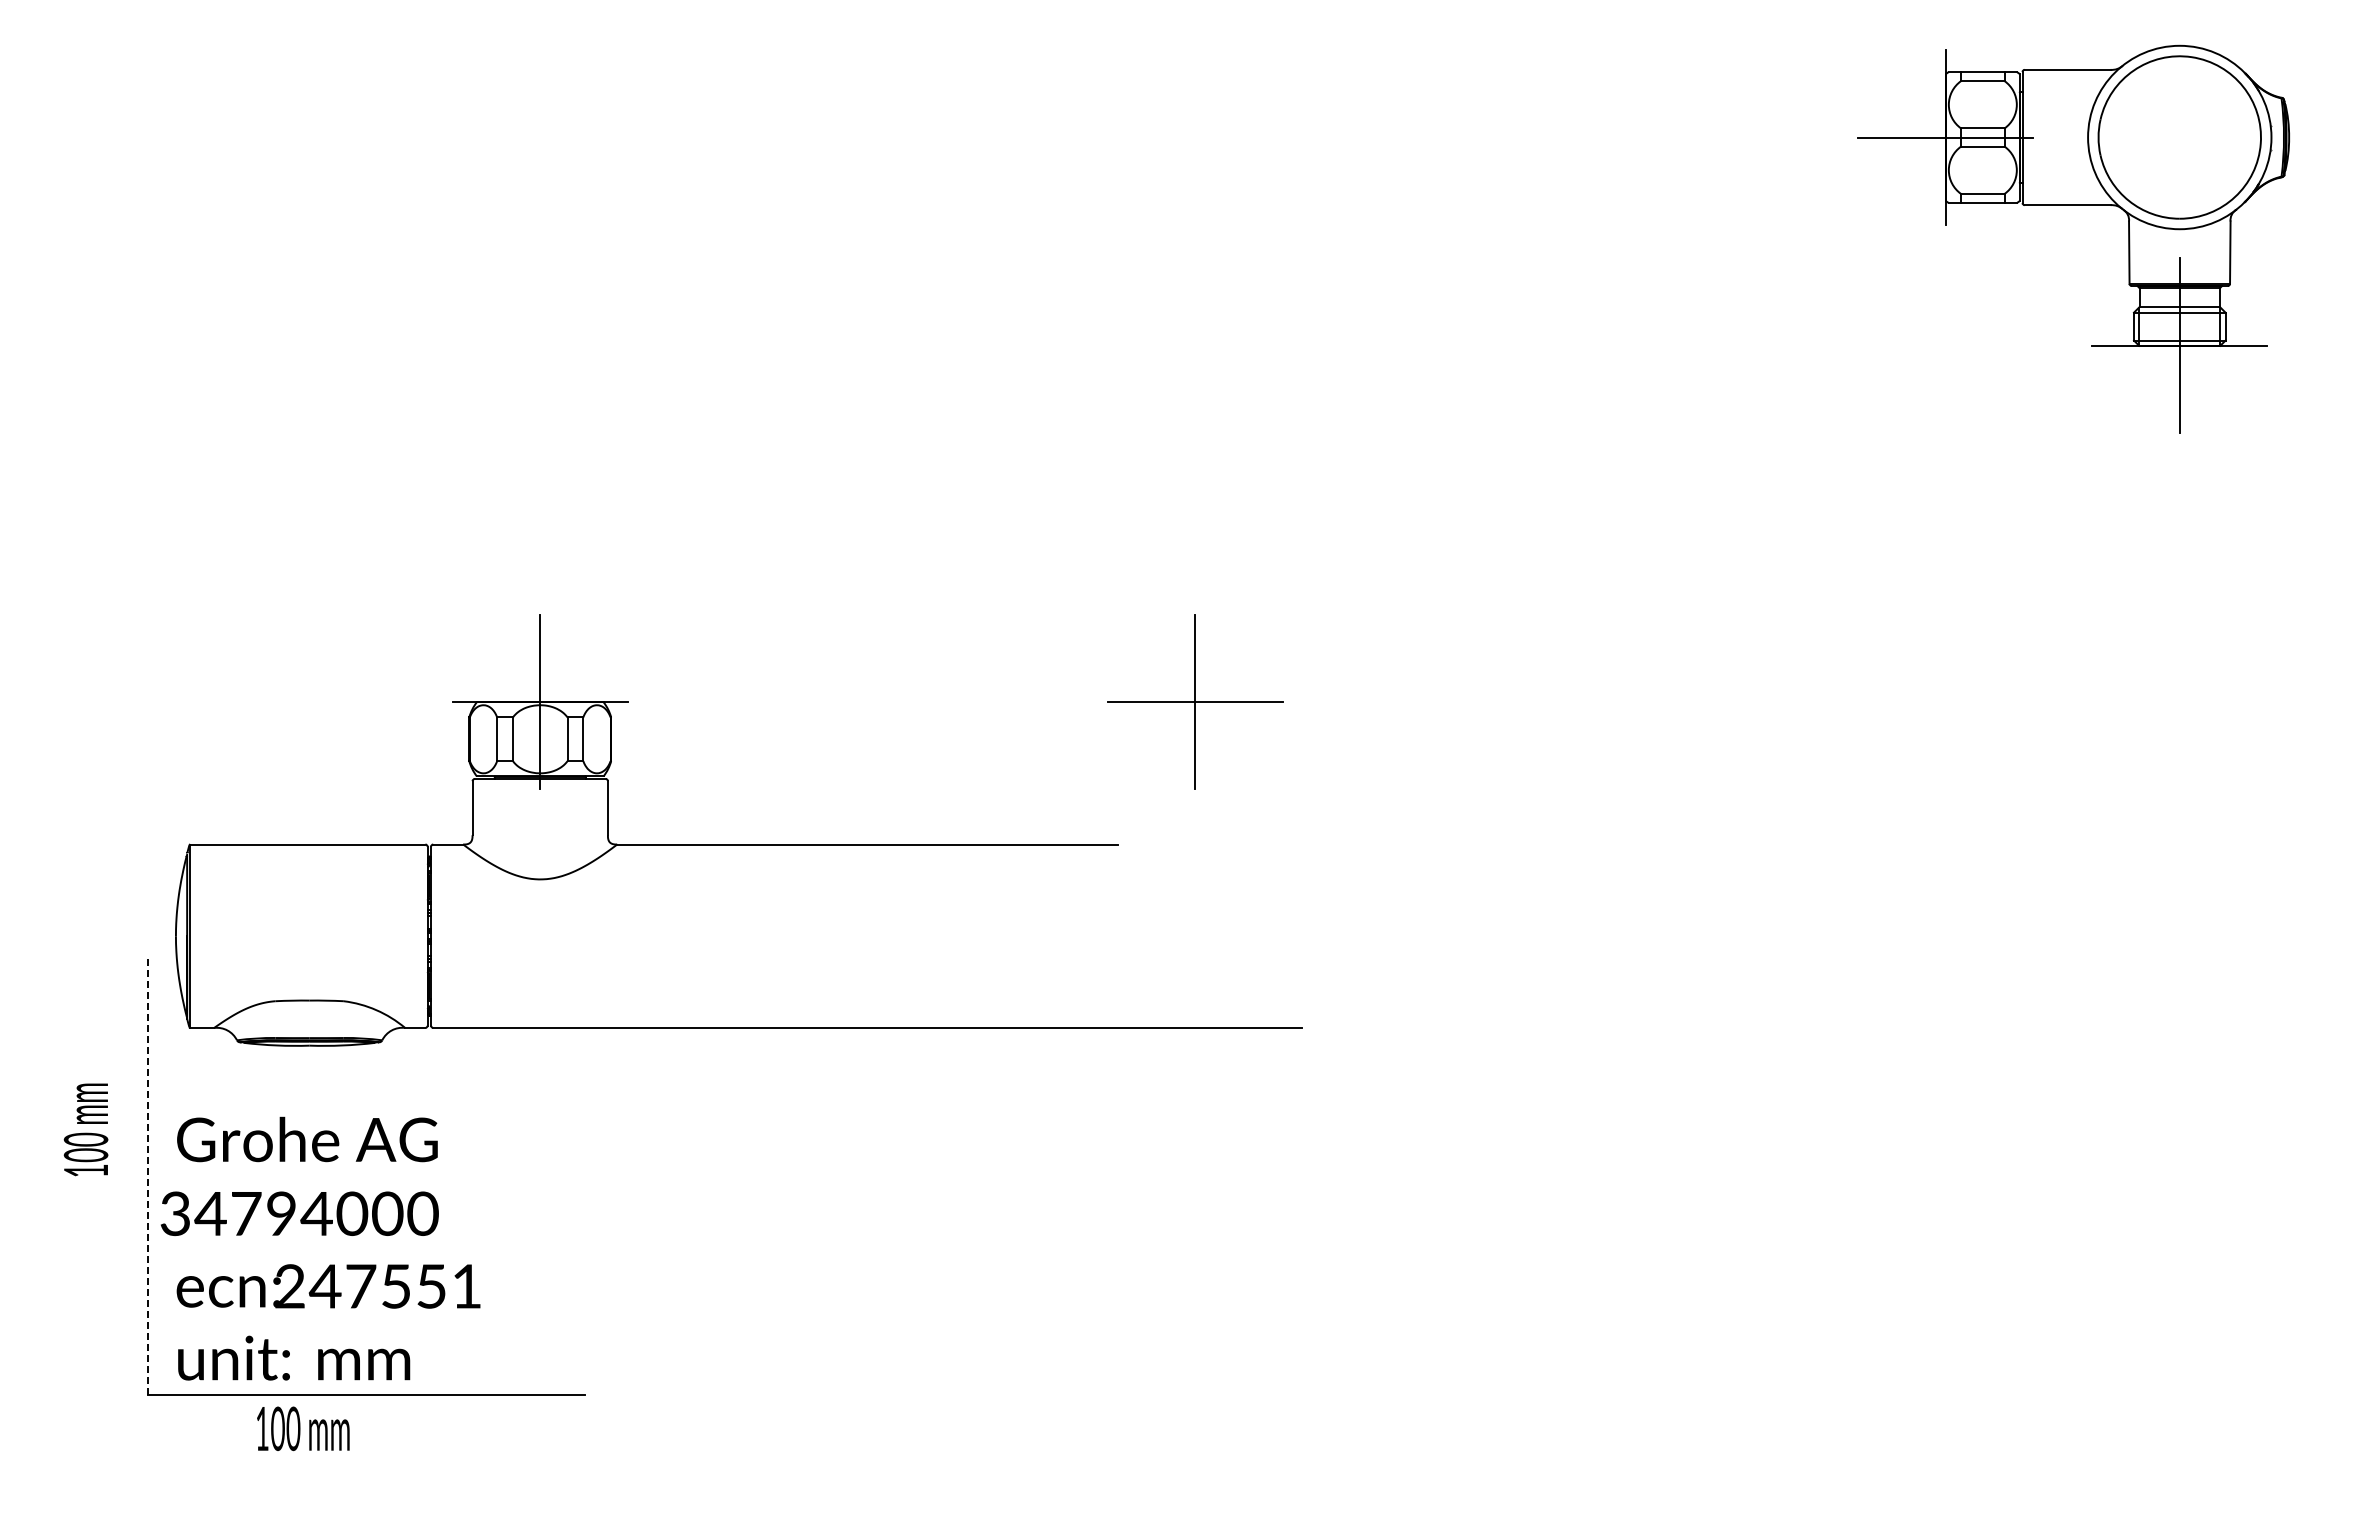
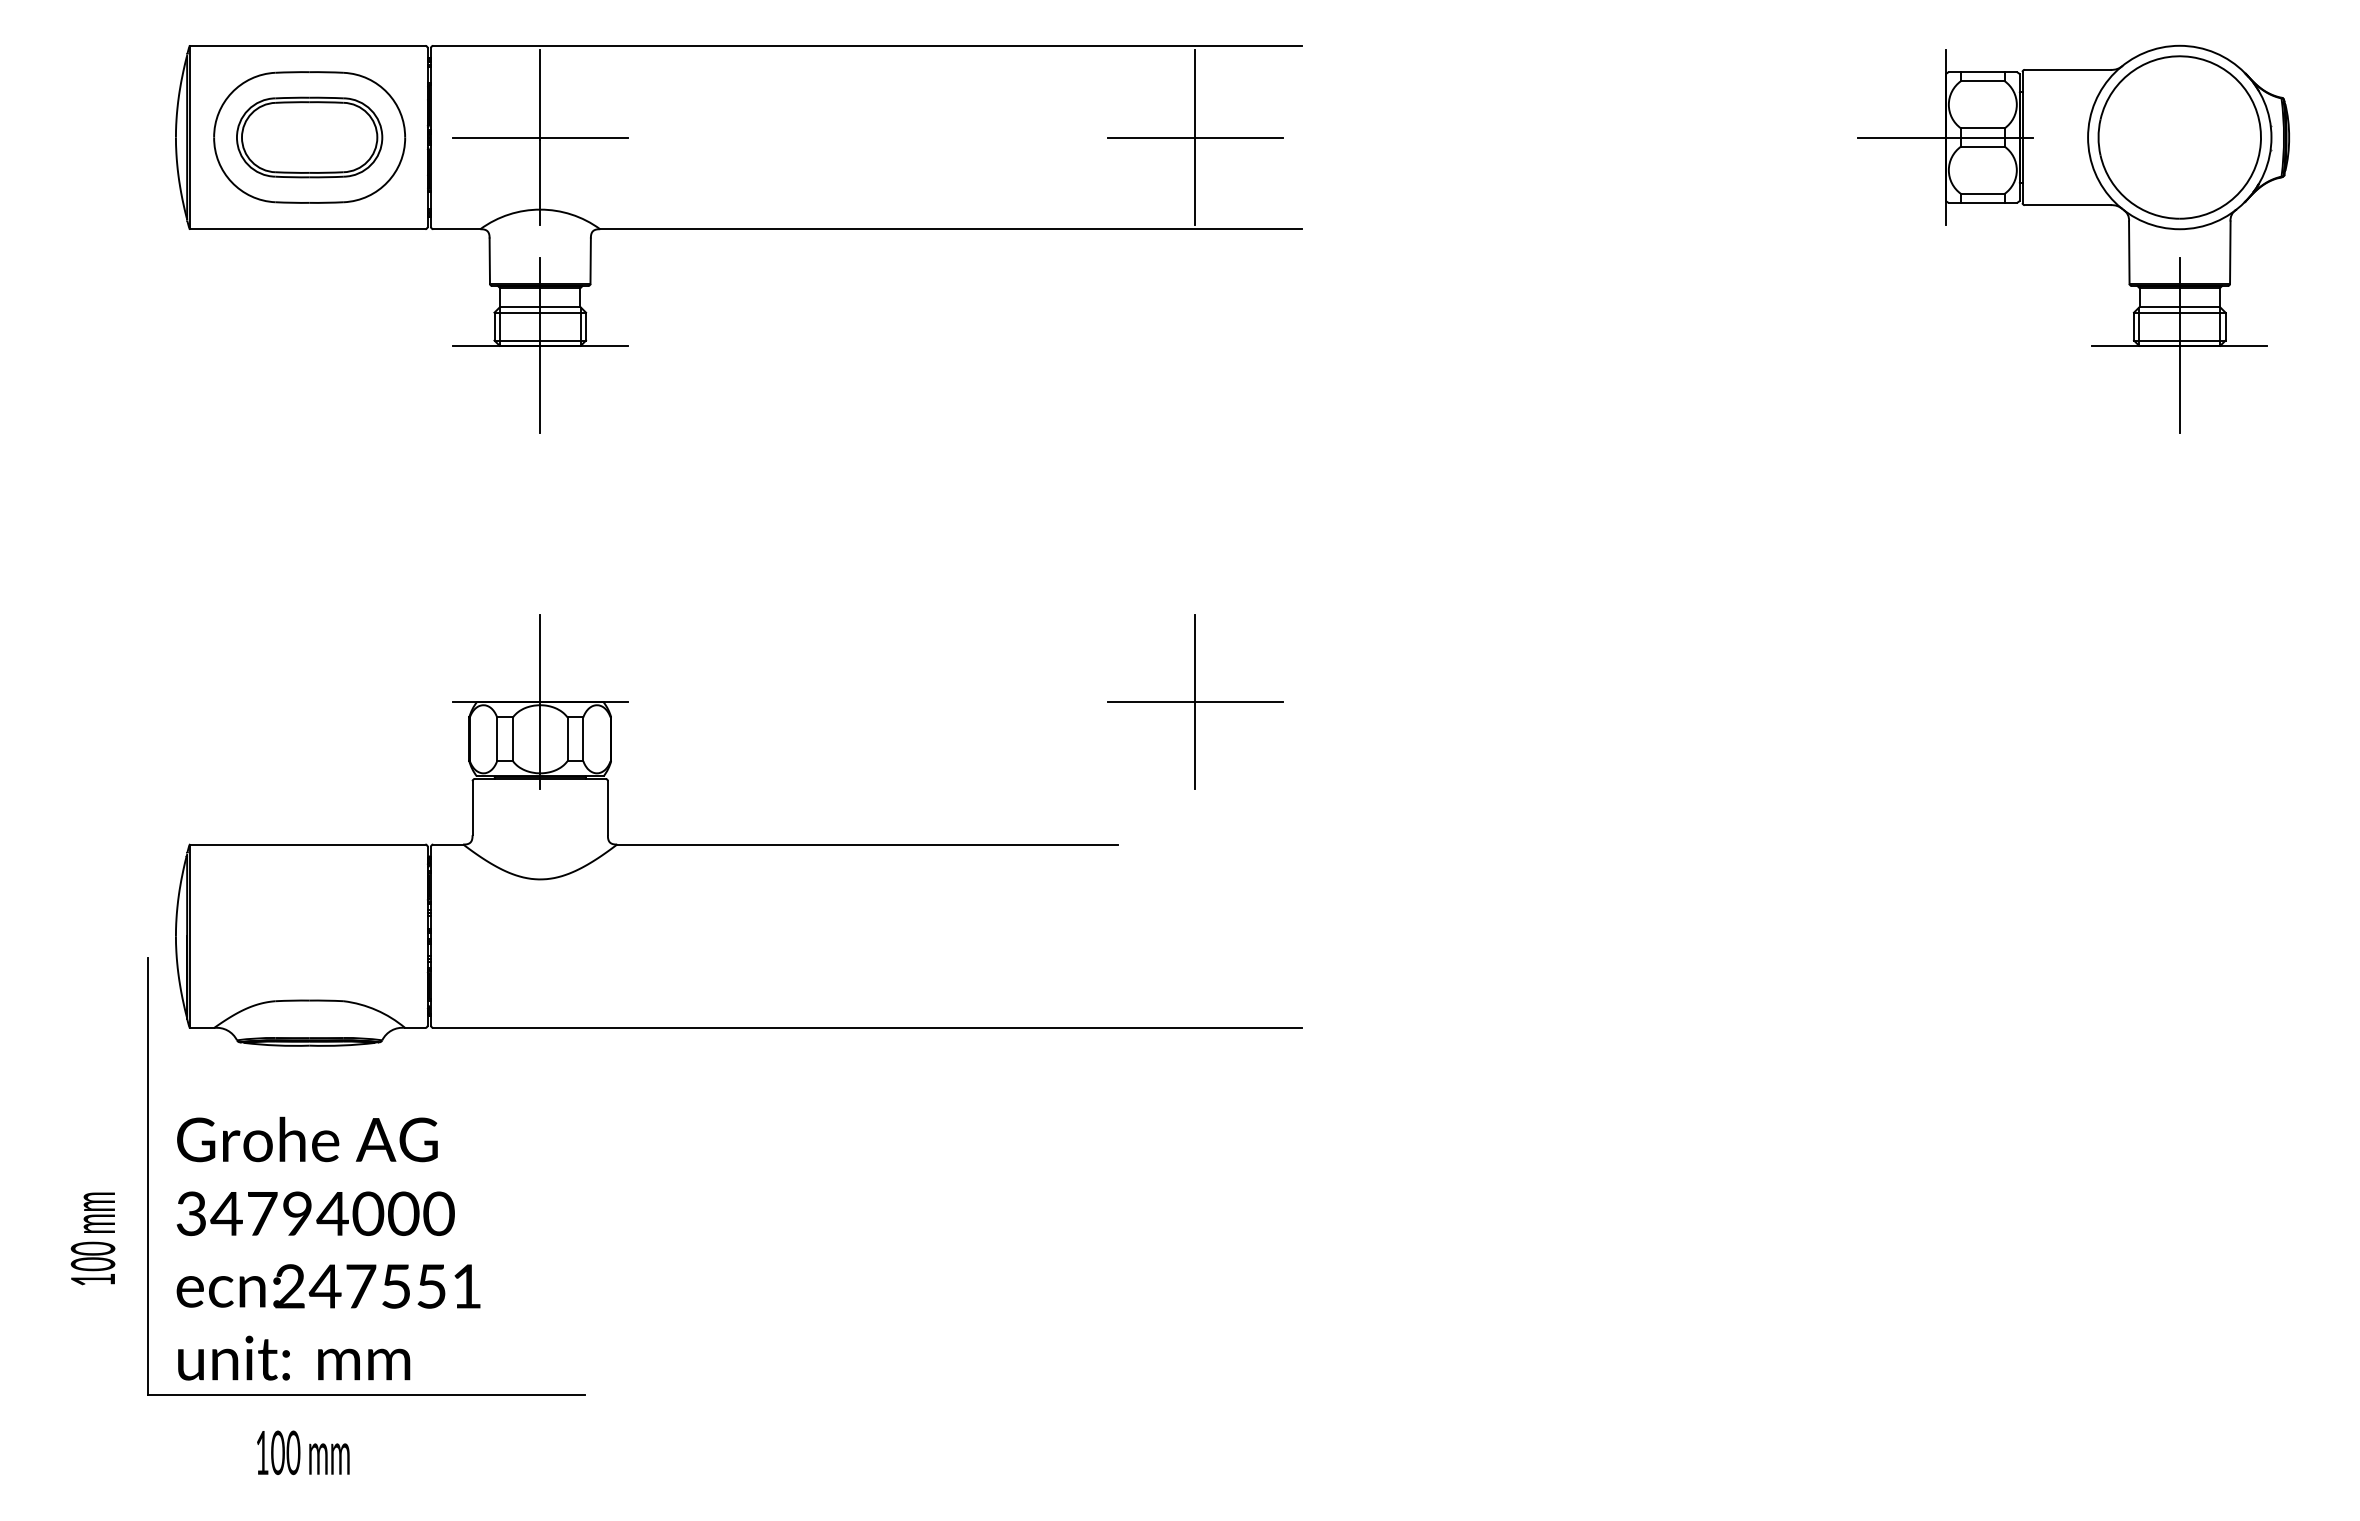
part: none -> present (738, 229)
text position: (85, 1129) -> (92, 1238) (92, 1238)
line: dashed -> solid (148, 1176)
text position: (299, 1213) -> (315, 1213) (315, 1213)
text position: (303, 1428) -> (303, 1452) (303, 1452)
